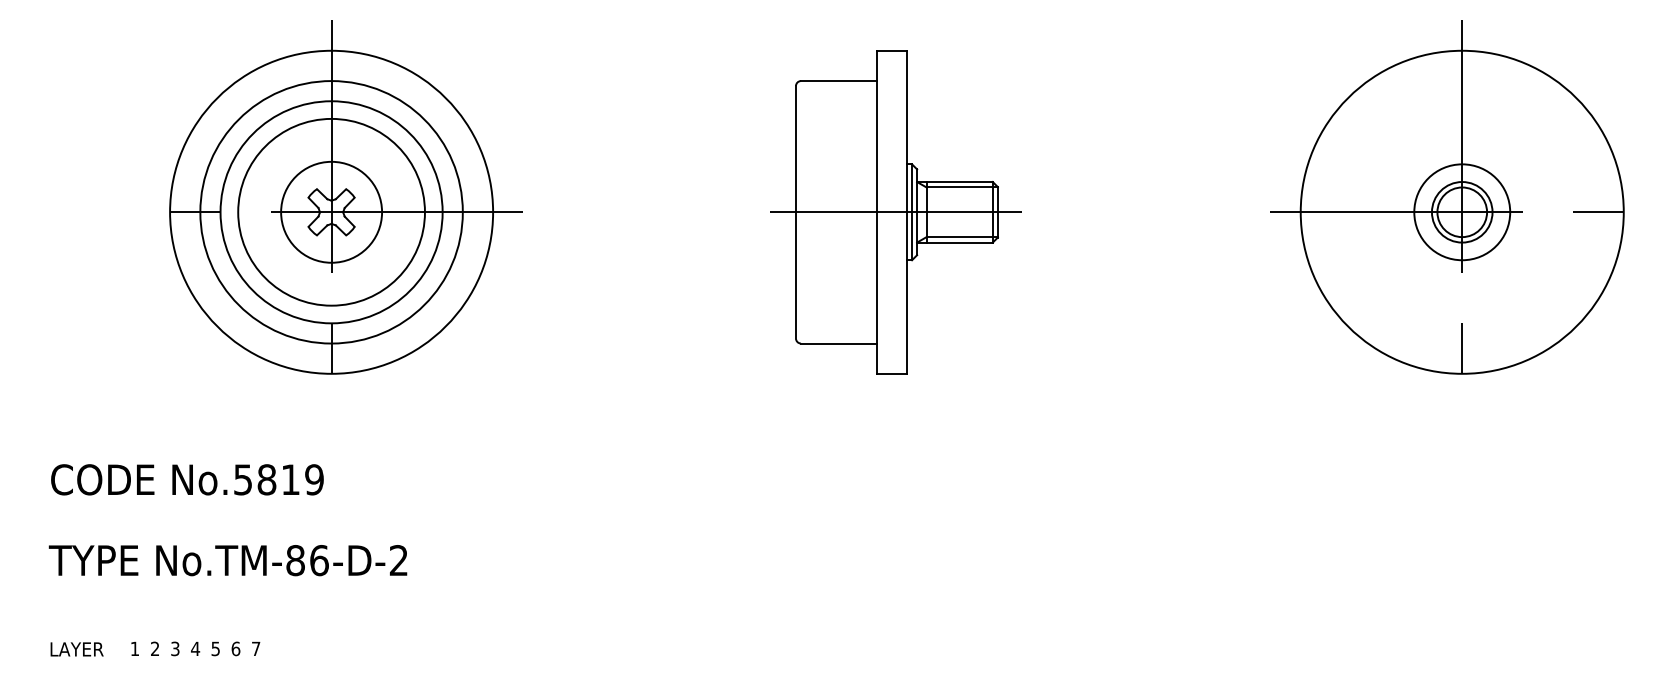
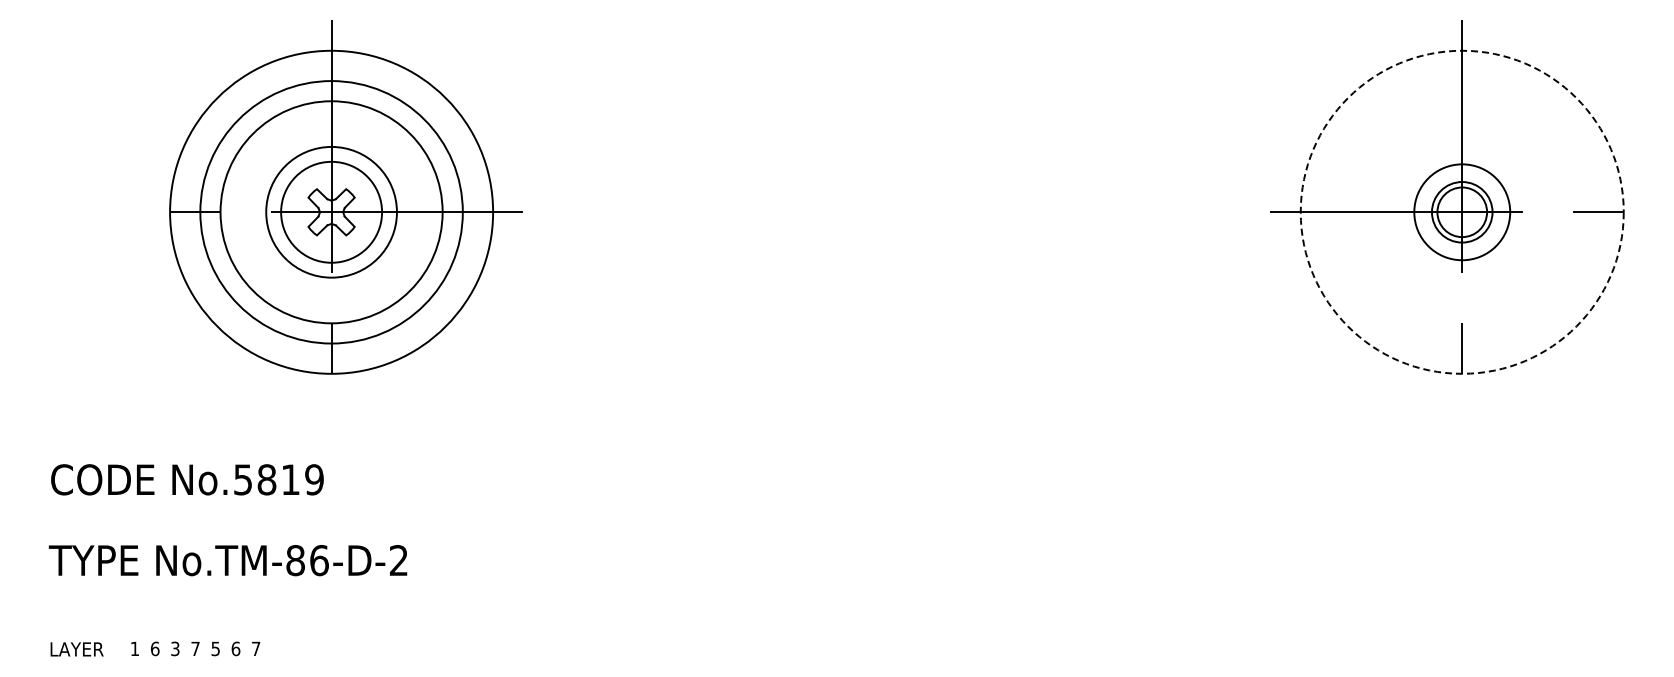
circle diameter: 187 px -> 131 px (331, 211)
circle: solid -> dashed (1461, 211)
part: present -> none (895, 212)
text: 2 -> 6 (155, 648)
text: 4 -> 7 (195, 648)
